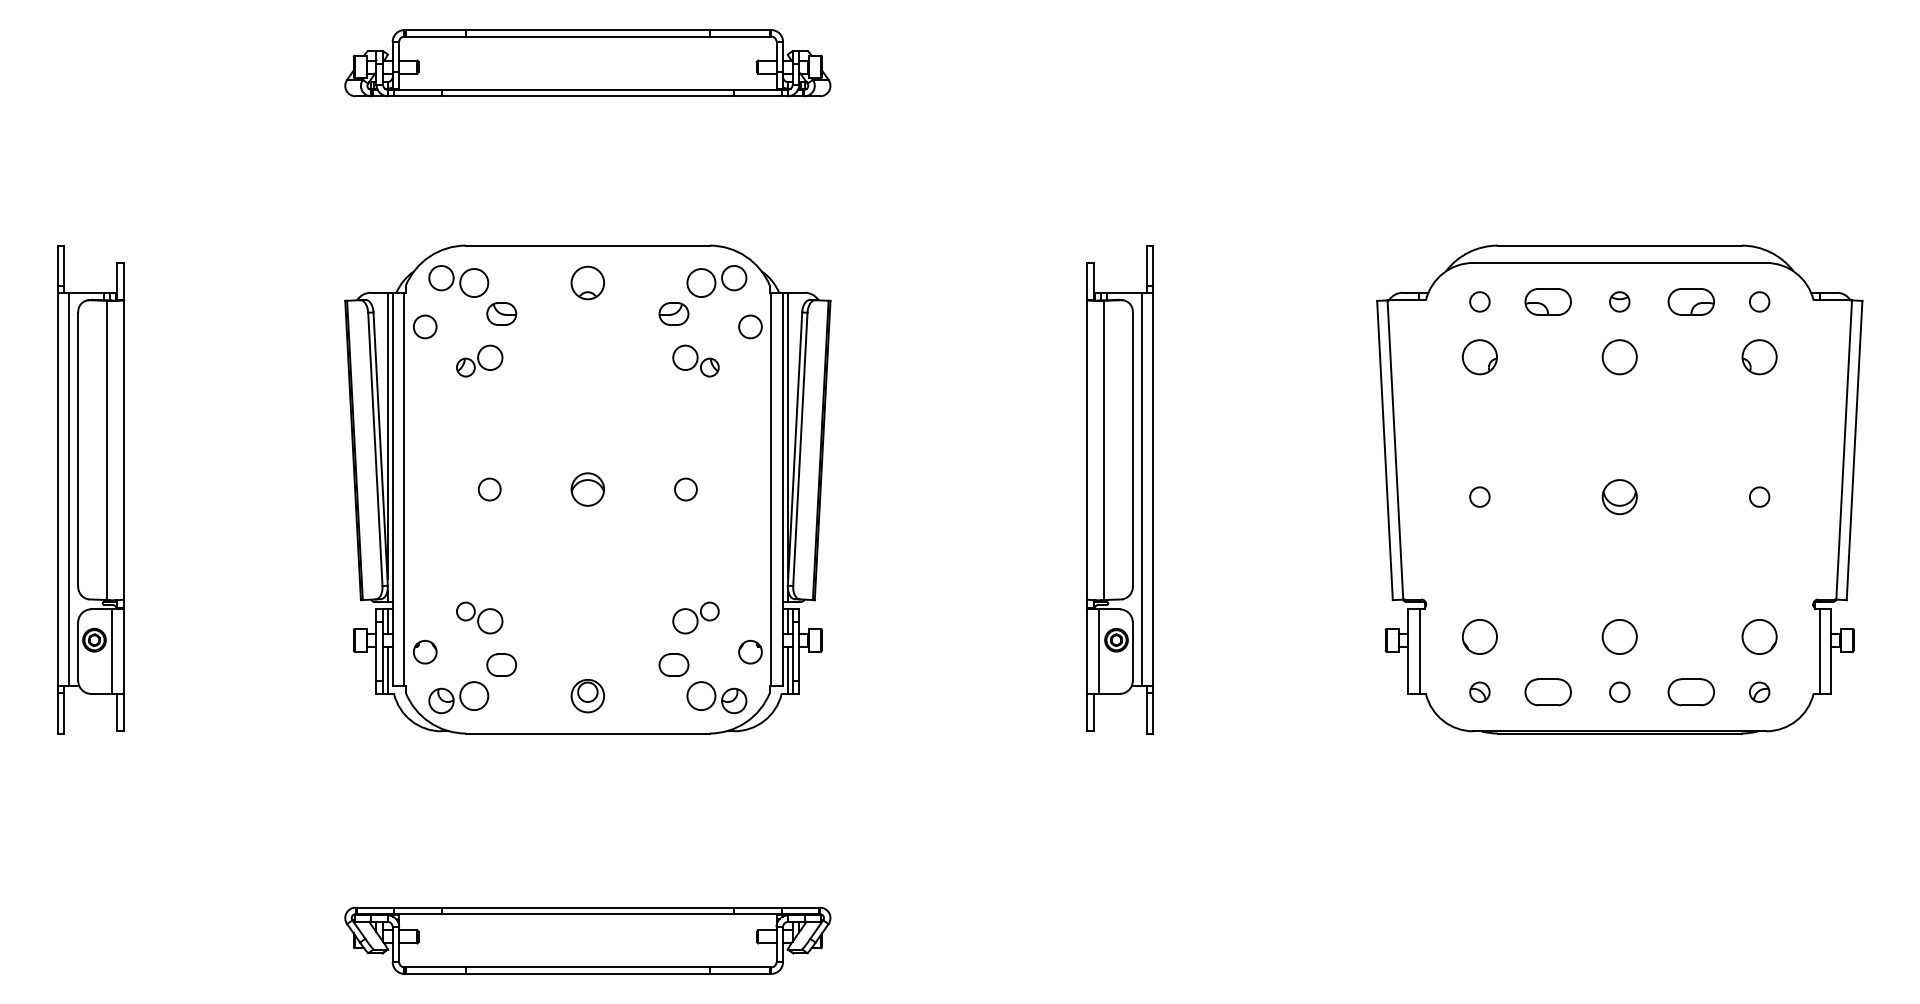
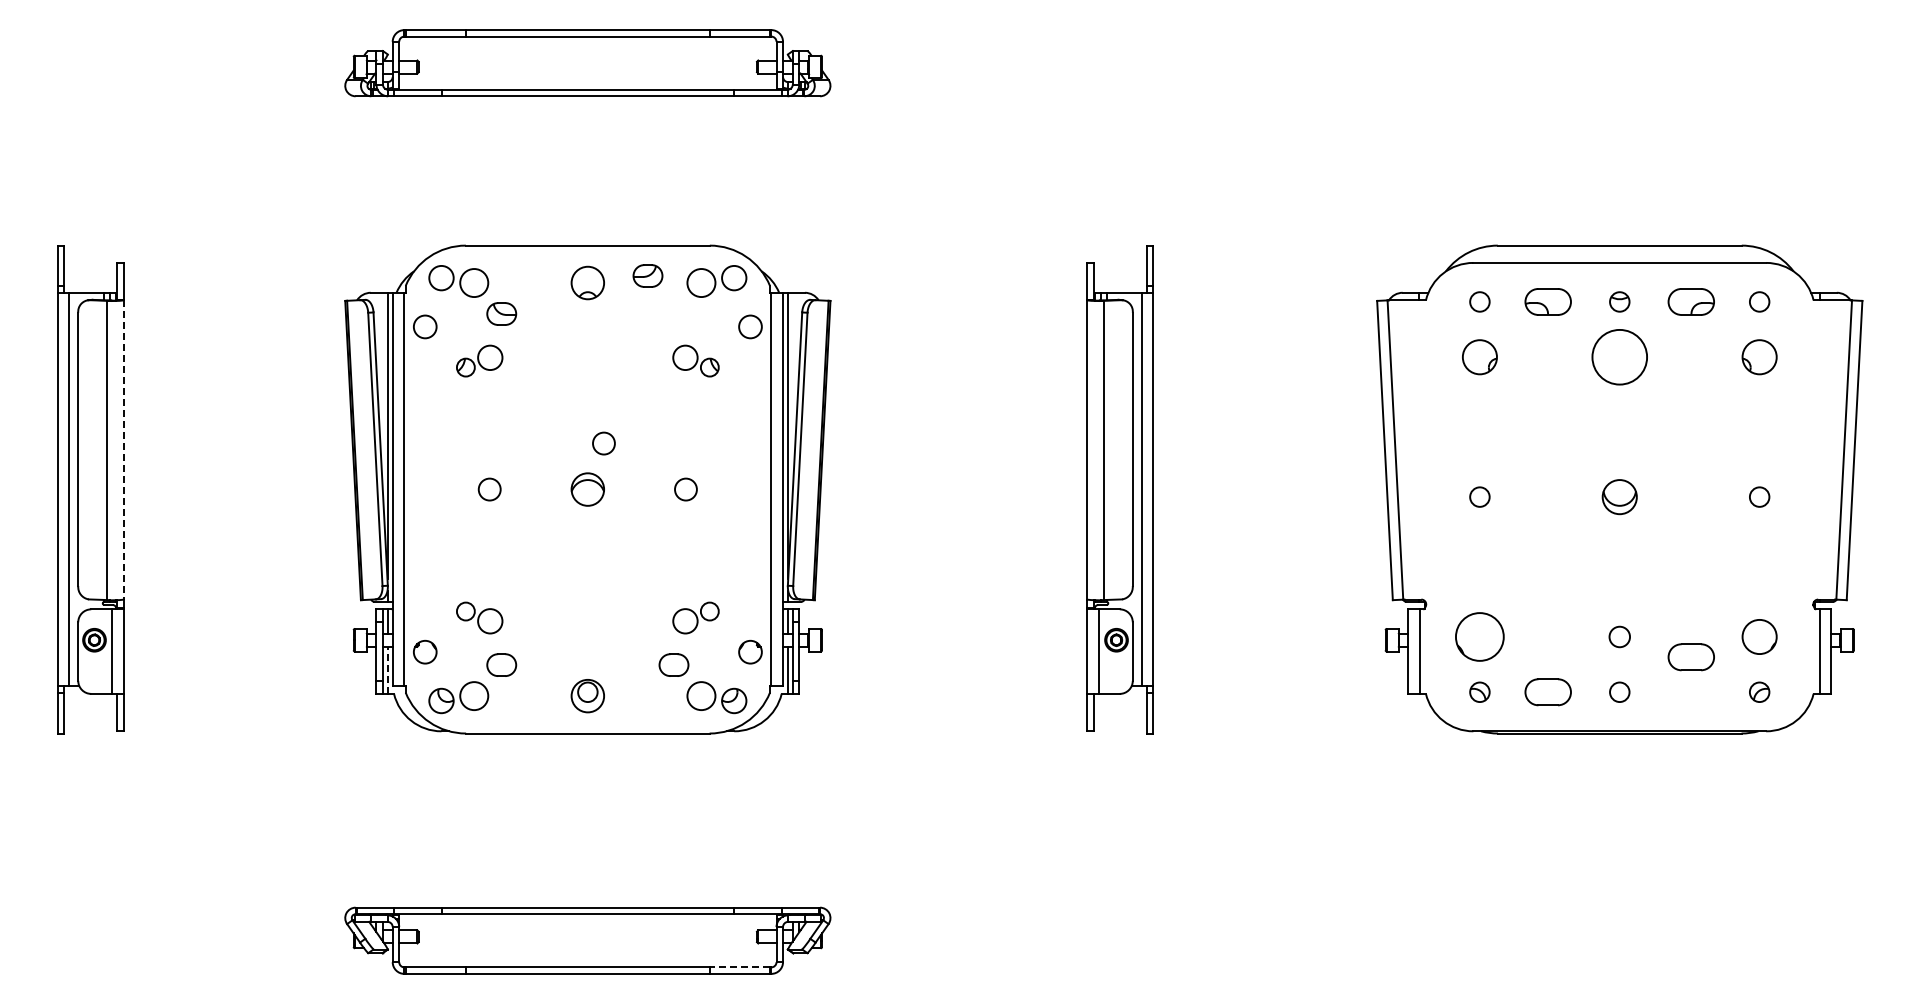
part position: (673, 313) -> (647, 275) (647, 275)
circle diameter: 34 px -> 55 px (1619, 356)
circle: none -> present (603, 443)
line: solid -> dashed (123, 450)
circle size: 36x36 px -> 50x50 px (1479, 636)
circle diameter: 34 px -> 20 px (1619, 636)
line: solid -> dashed (388, 670)
part position: (1690, 692) -> (1690, 657) (1690, 657)
line: solid -> dashed (739, 967)
